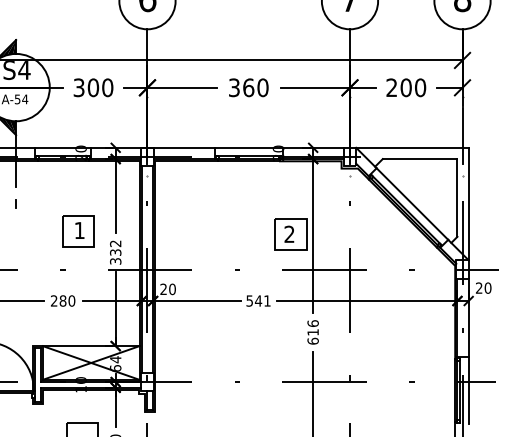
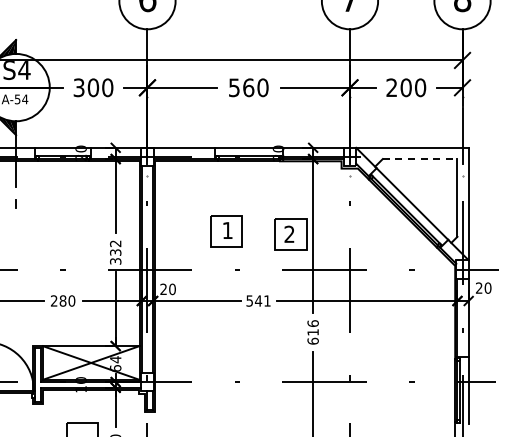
text: 360 -> 560 (234, 87)
line: solid -> dashed (420, 159)
part position: (78, 231) -> (226, 231) (226, 231)
